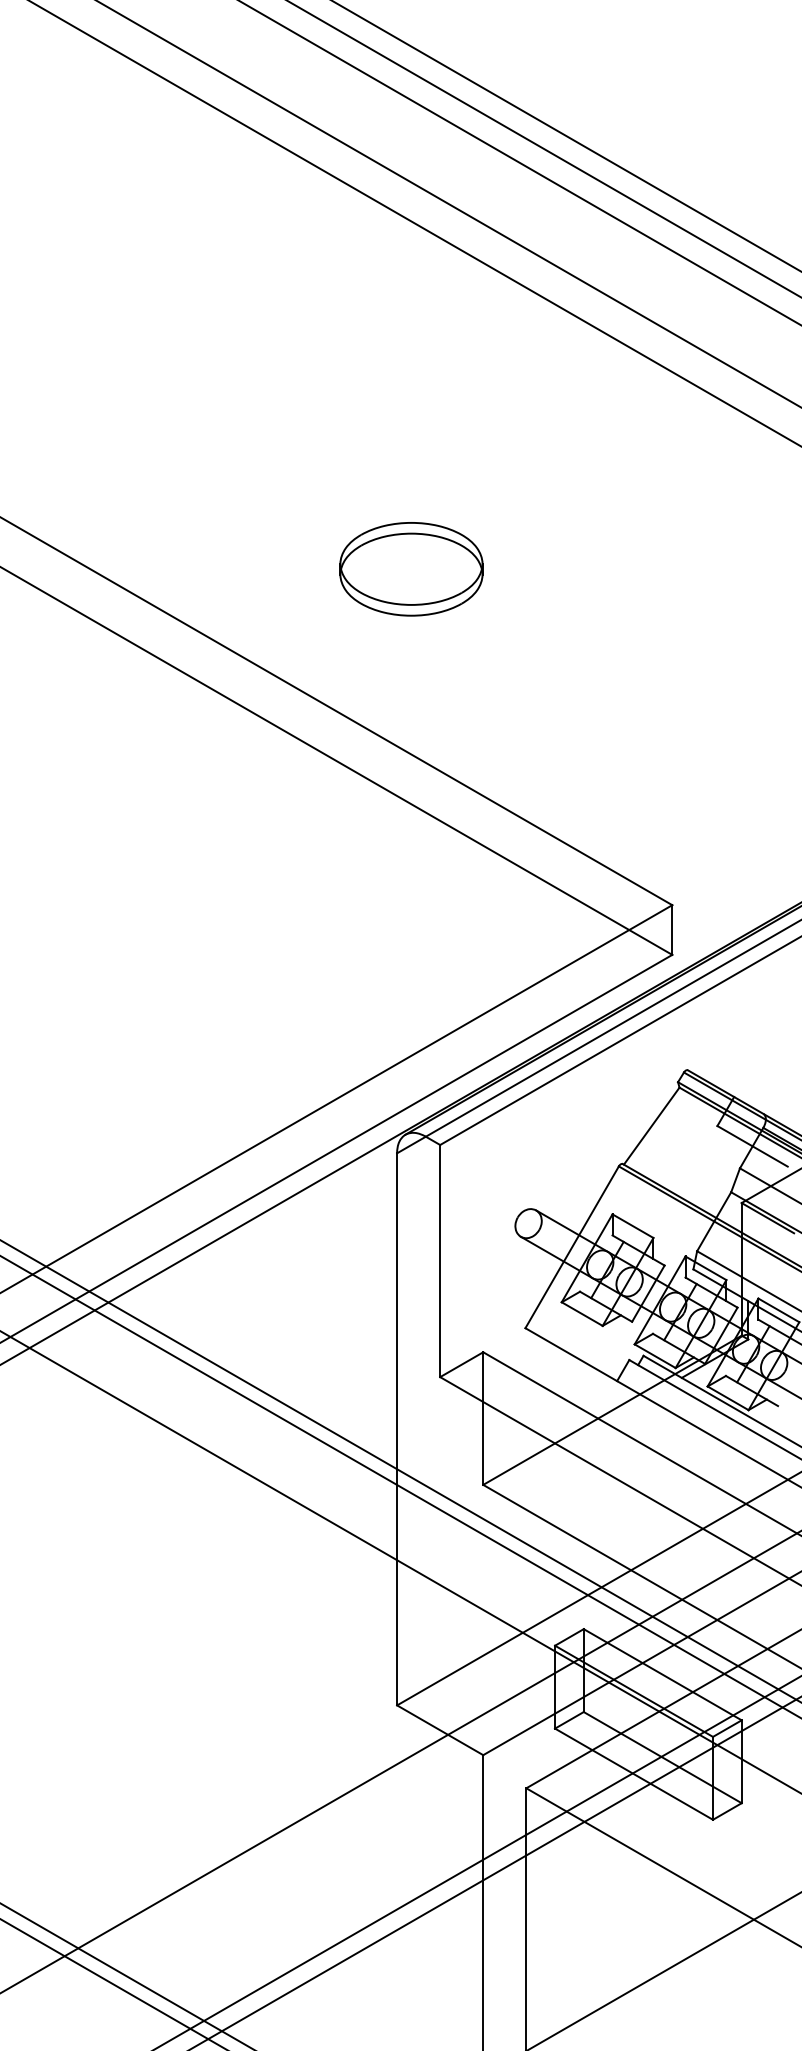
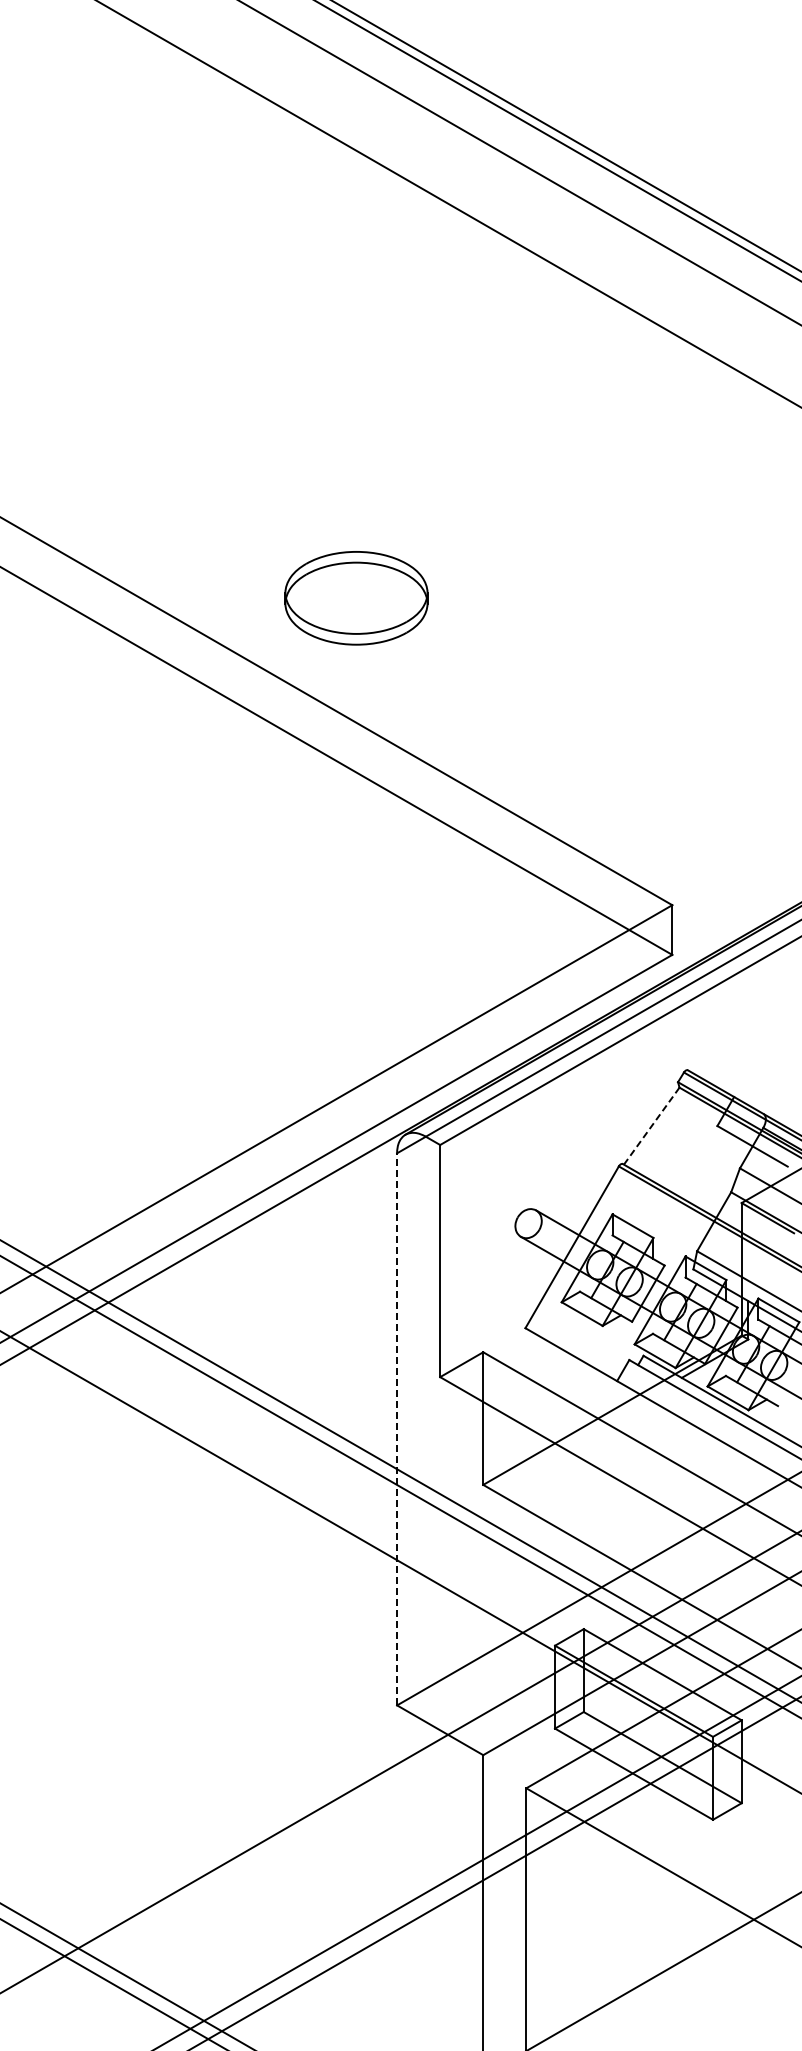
line position: (544, 149) -> (558, 141) (558, 141)
line: present -> none (414, 223)
part position: (411, 569) -> (356, 598) (356, 598)
line: solid -> dashed (652, 1125)
line: solid -> dashed (397, 1428)
